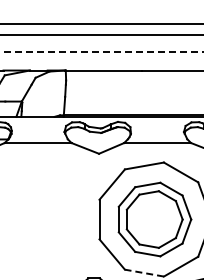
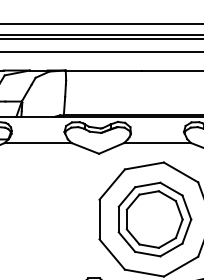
line: none -> present (101, 39)
line: dashed -> solid (102, 51)
line: dashed -> solid (144, 273)
